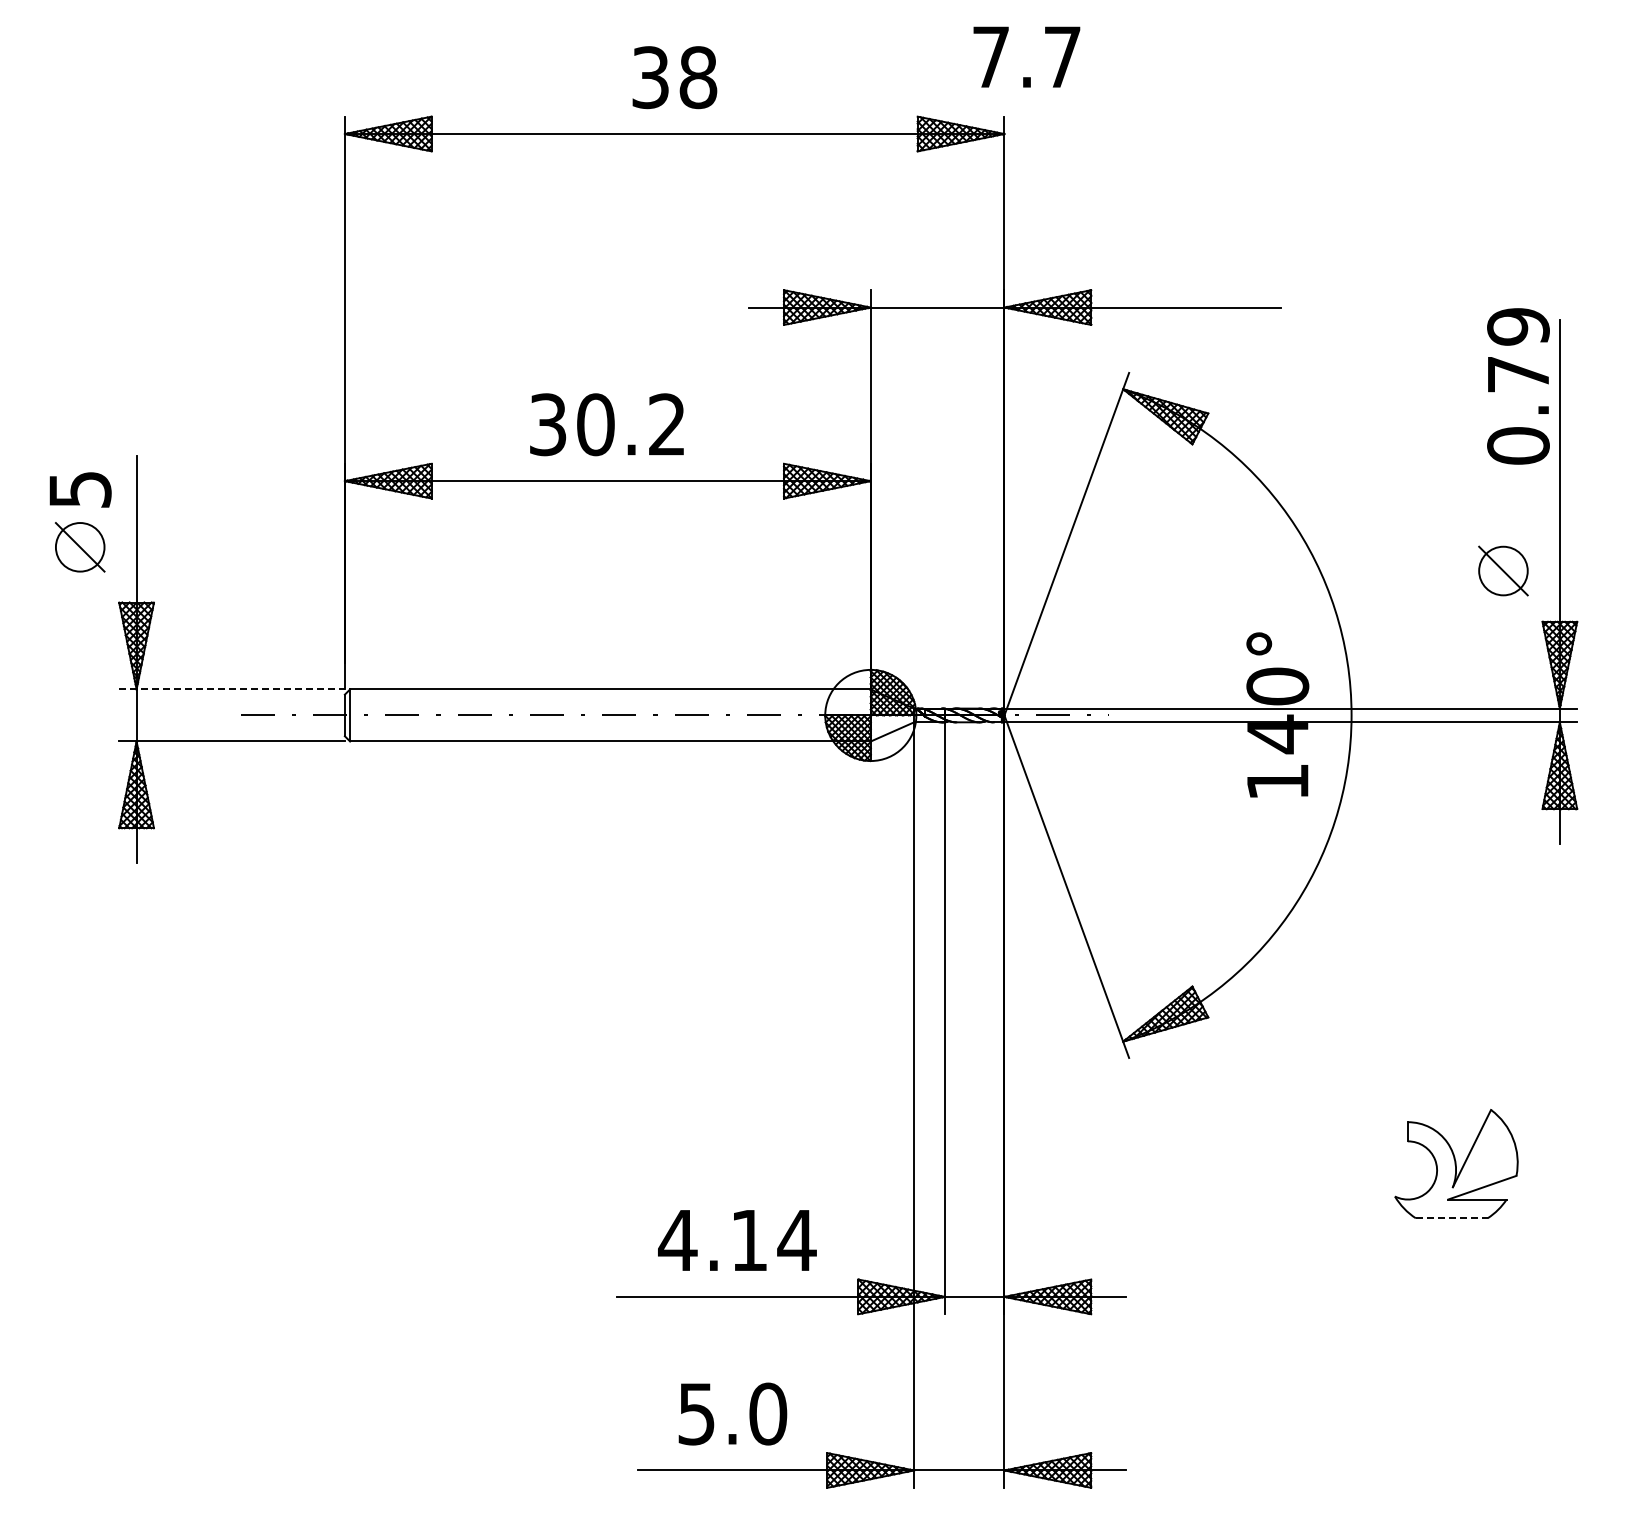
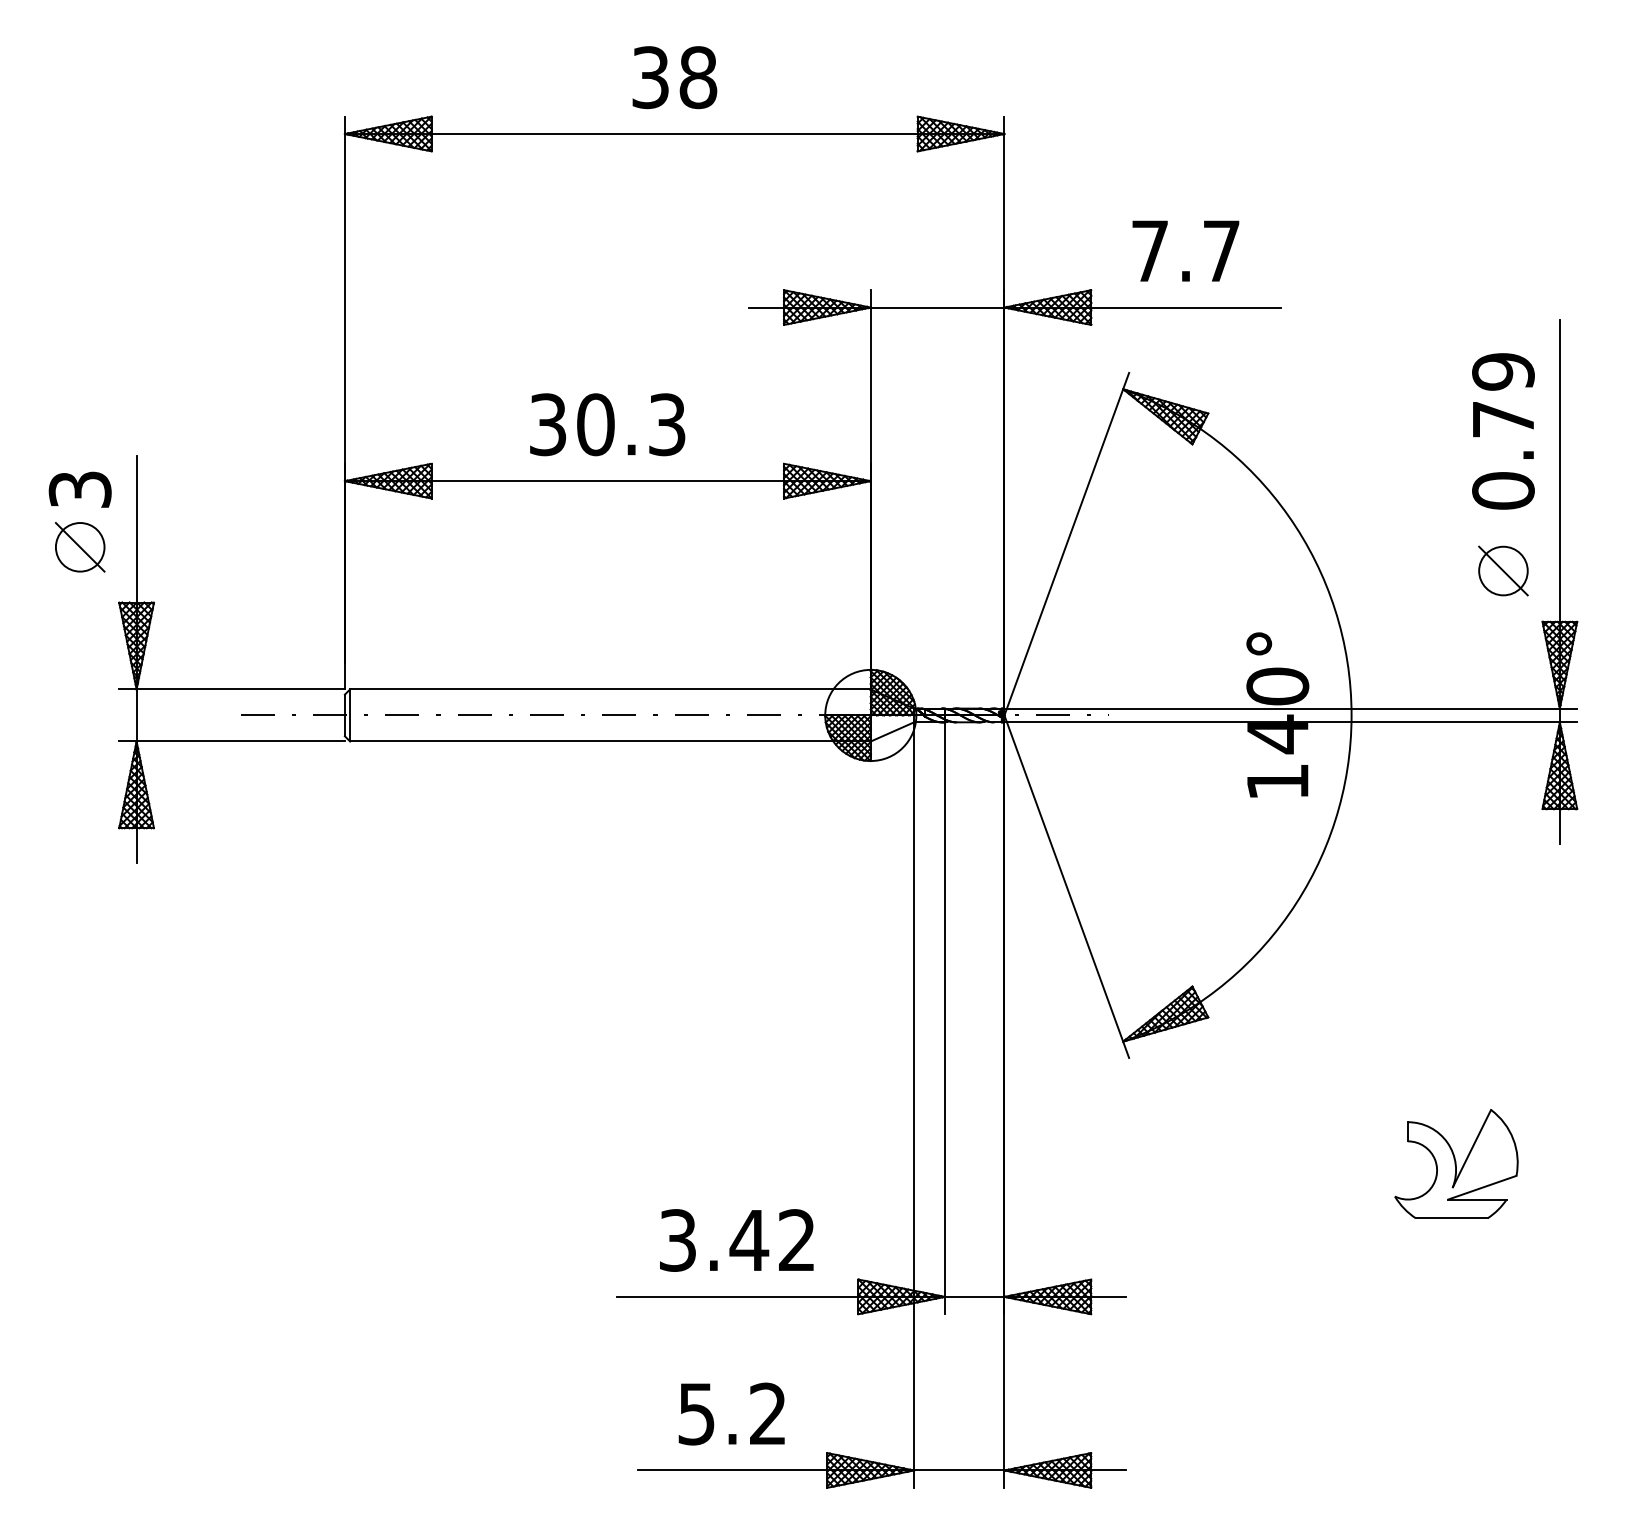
text position: (1026, 56) -> (1185, 250) (1185, 250)
text position: (1518, 386) -> (1503, 431) (1503, 431)
text: 30.2 -> 30.3 (667, 424)
text: 5 -> 3 (79, 489)
line: dashed -> solid (232, 689)
line: dashed -> solid (1451, 1218)
text: 4.14 -> 3.42 (737, 1240)
text: 5.0 -> 5.2 (768, 1413)
